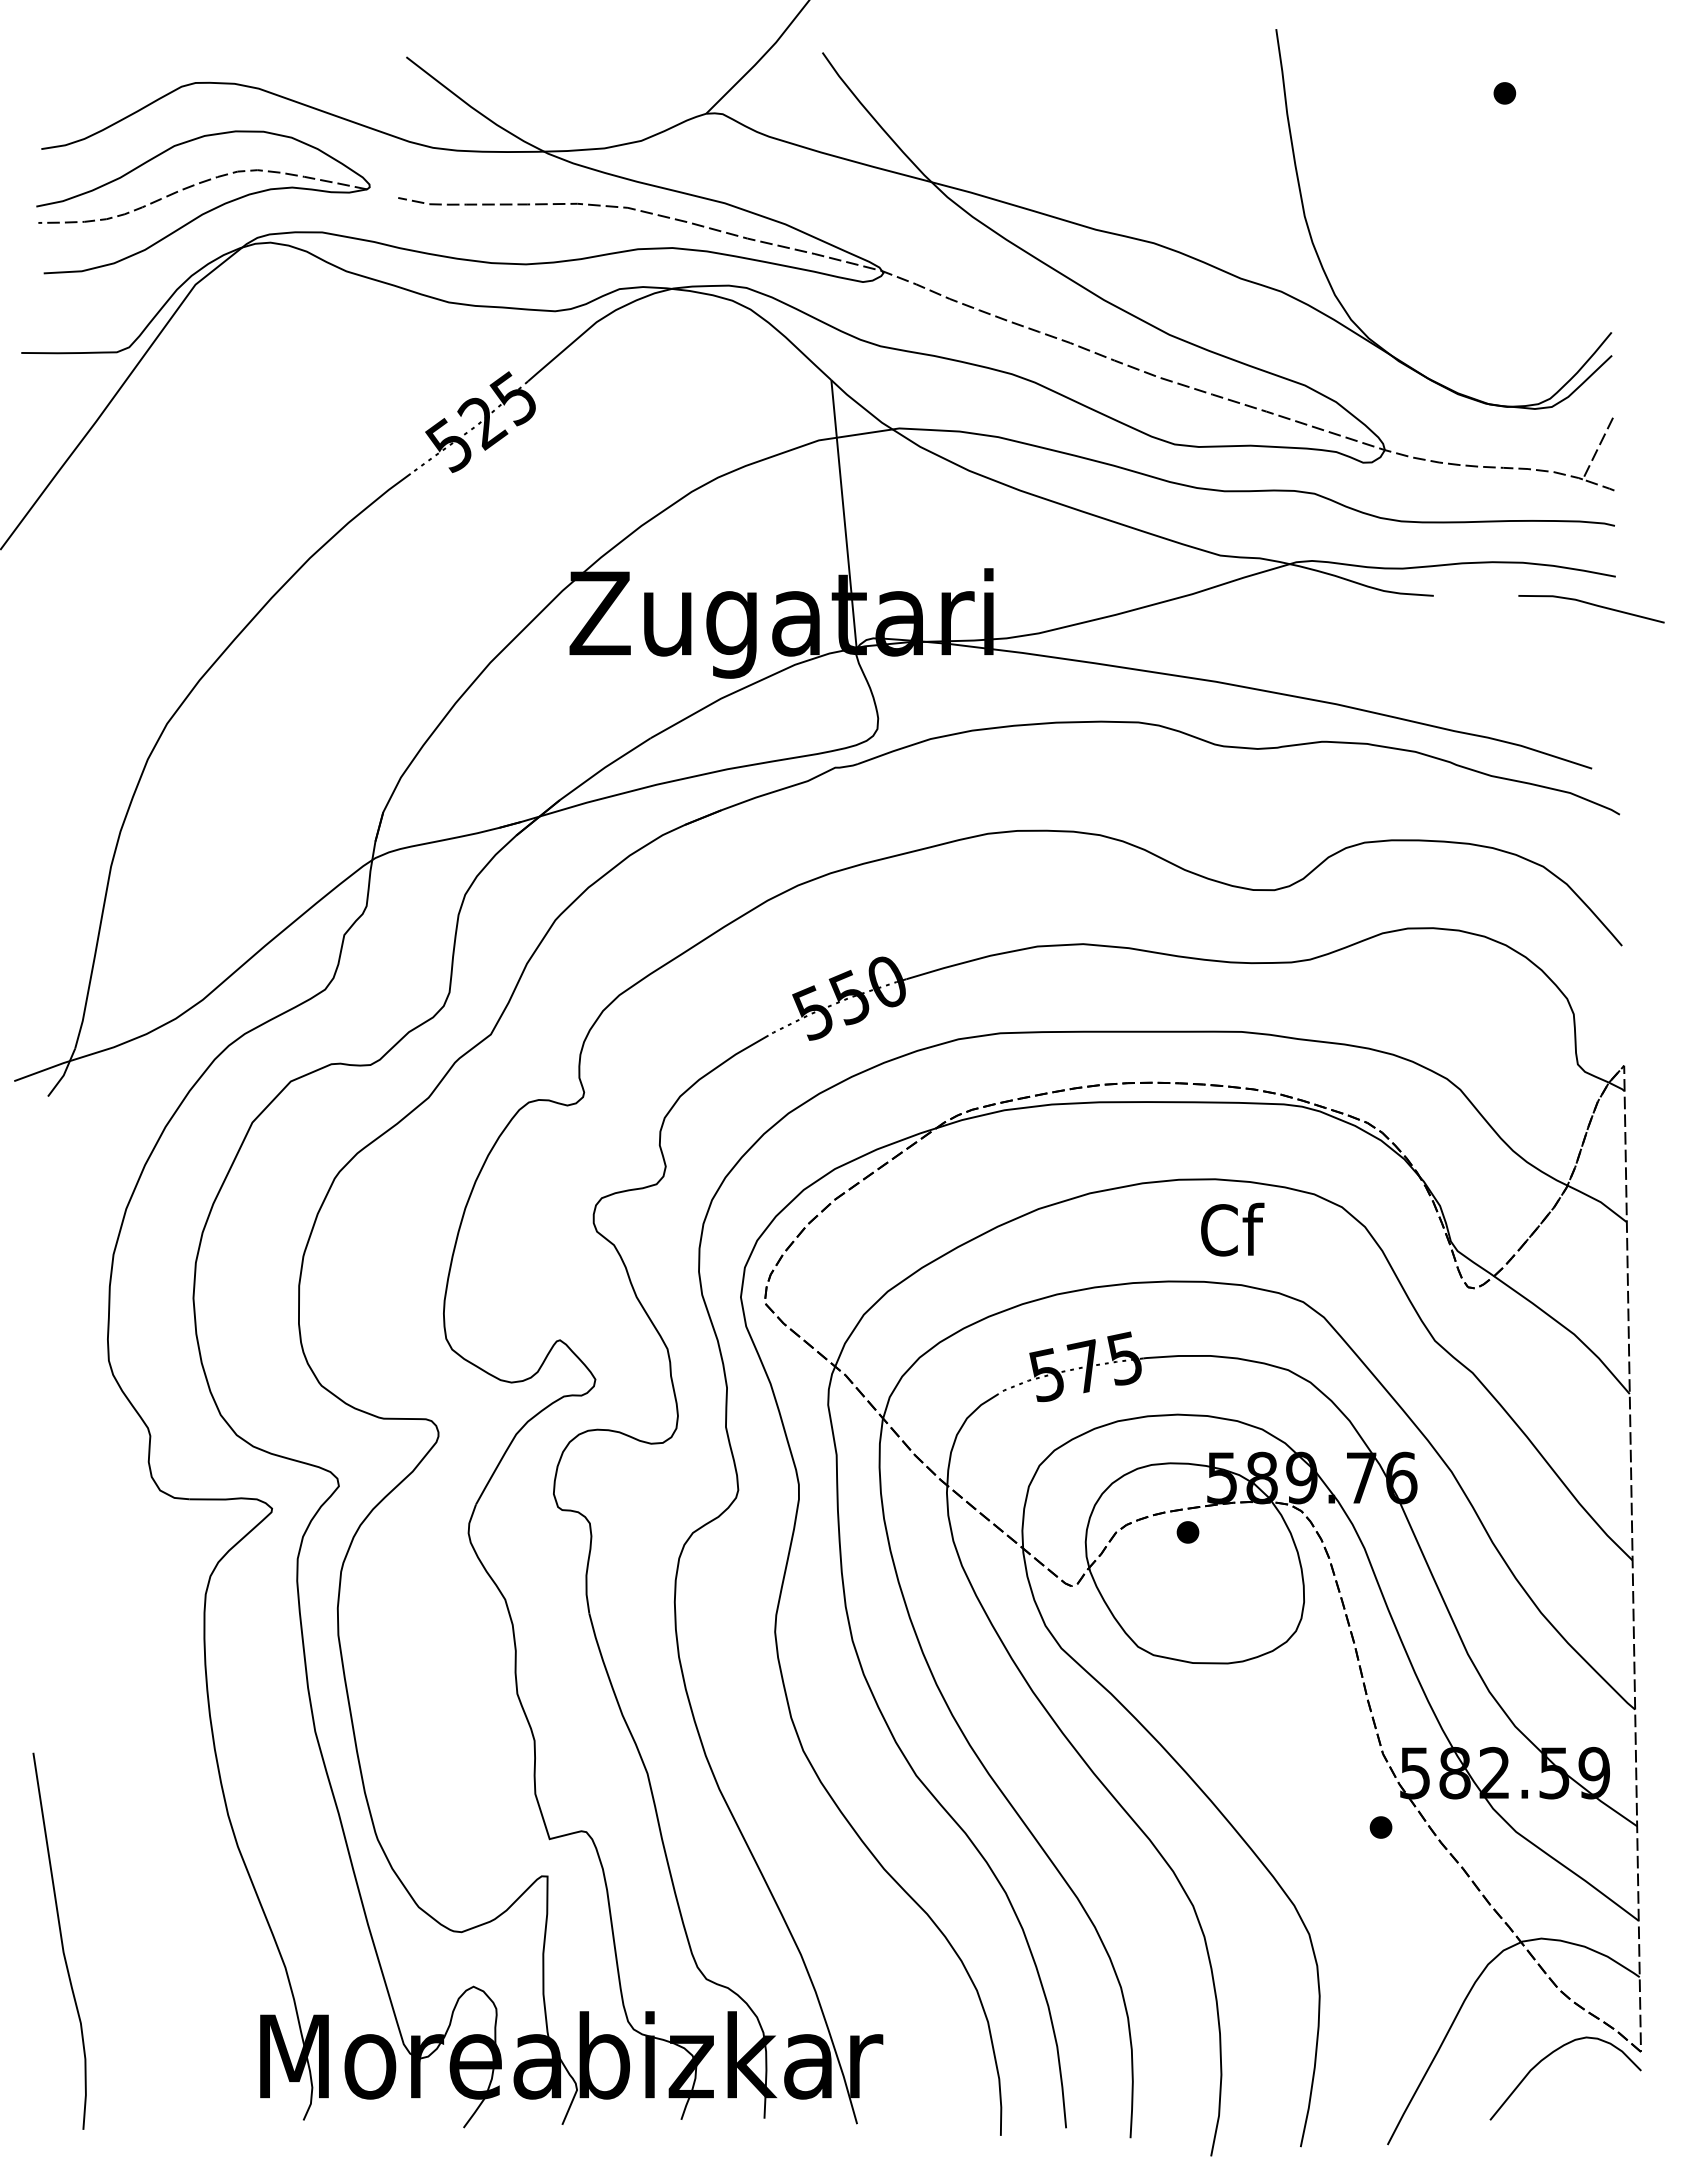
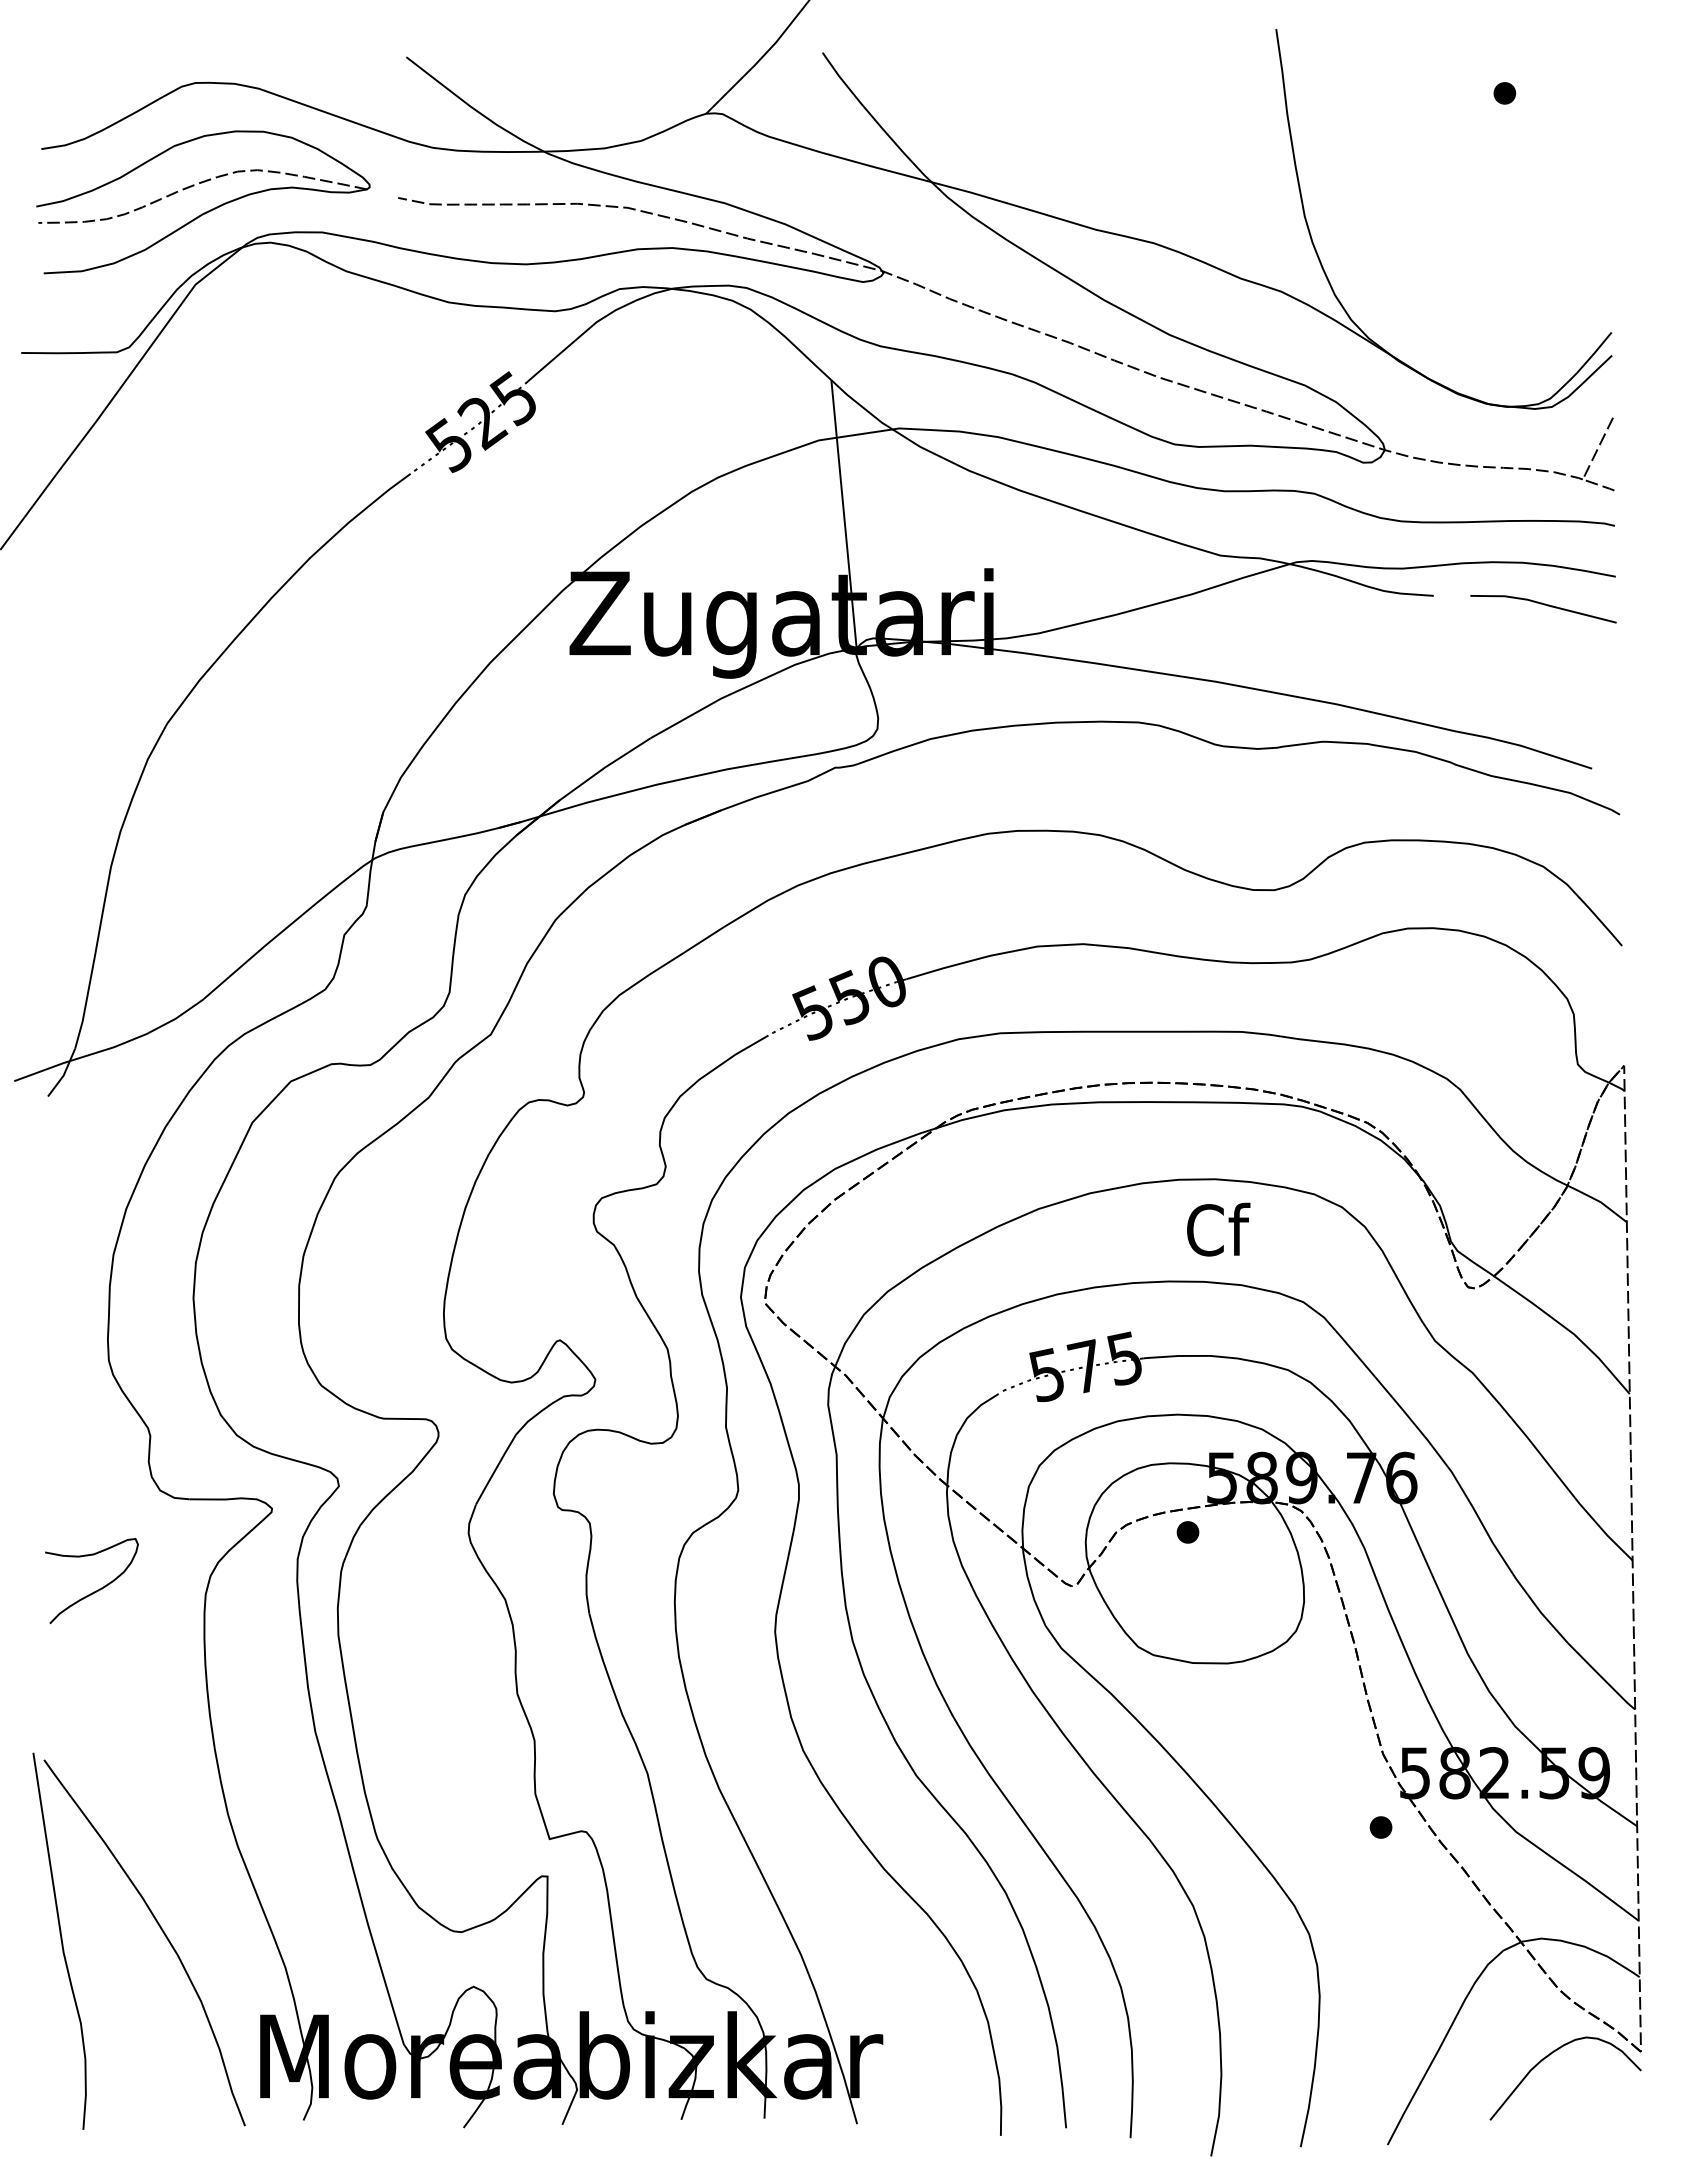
curve position: (1592, 605) -> (1544, 605) (1544, 605)
text position: (1232, 1229) -> (1218, 1229) (1218, 1229)
curve: none -> present (95, 1590)
curve: none -> present (162, 1932)
